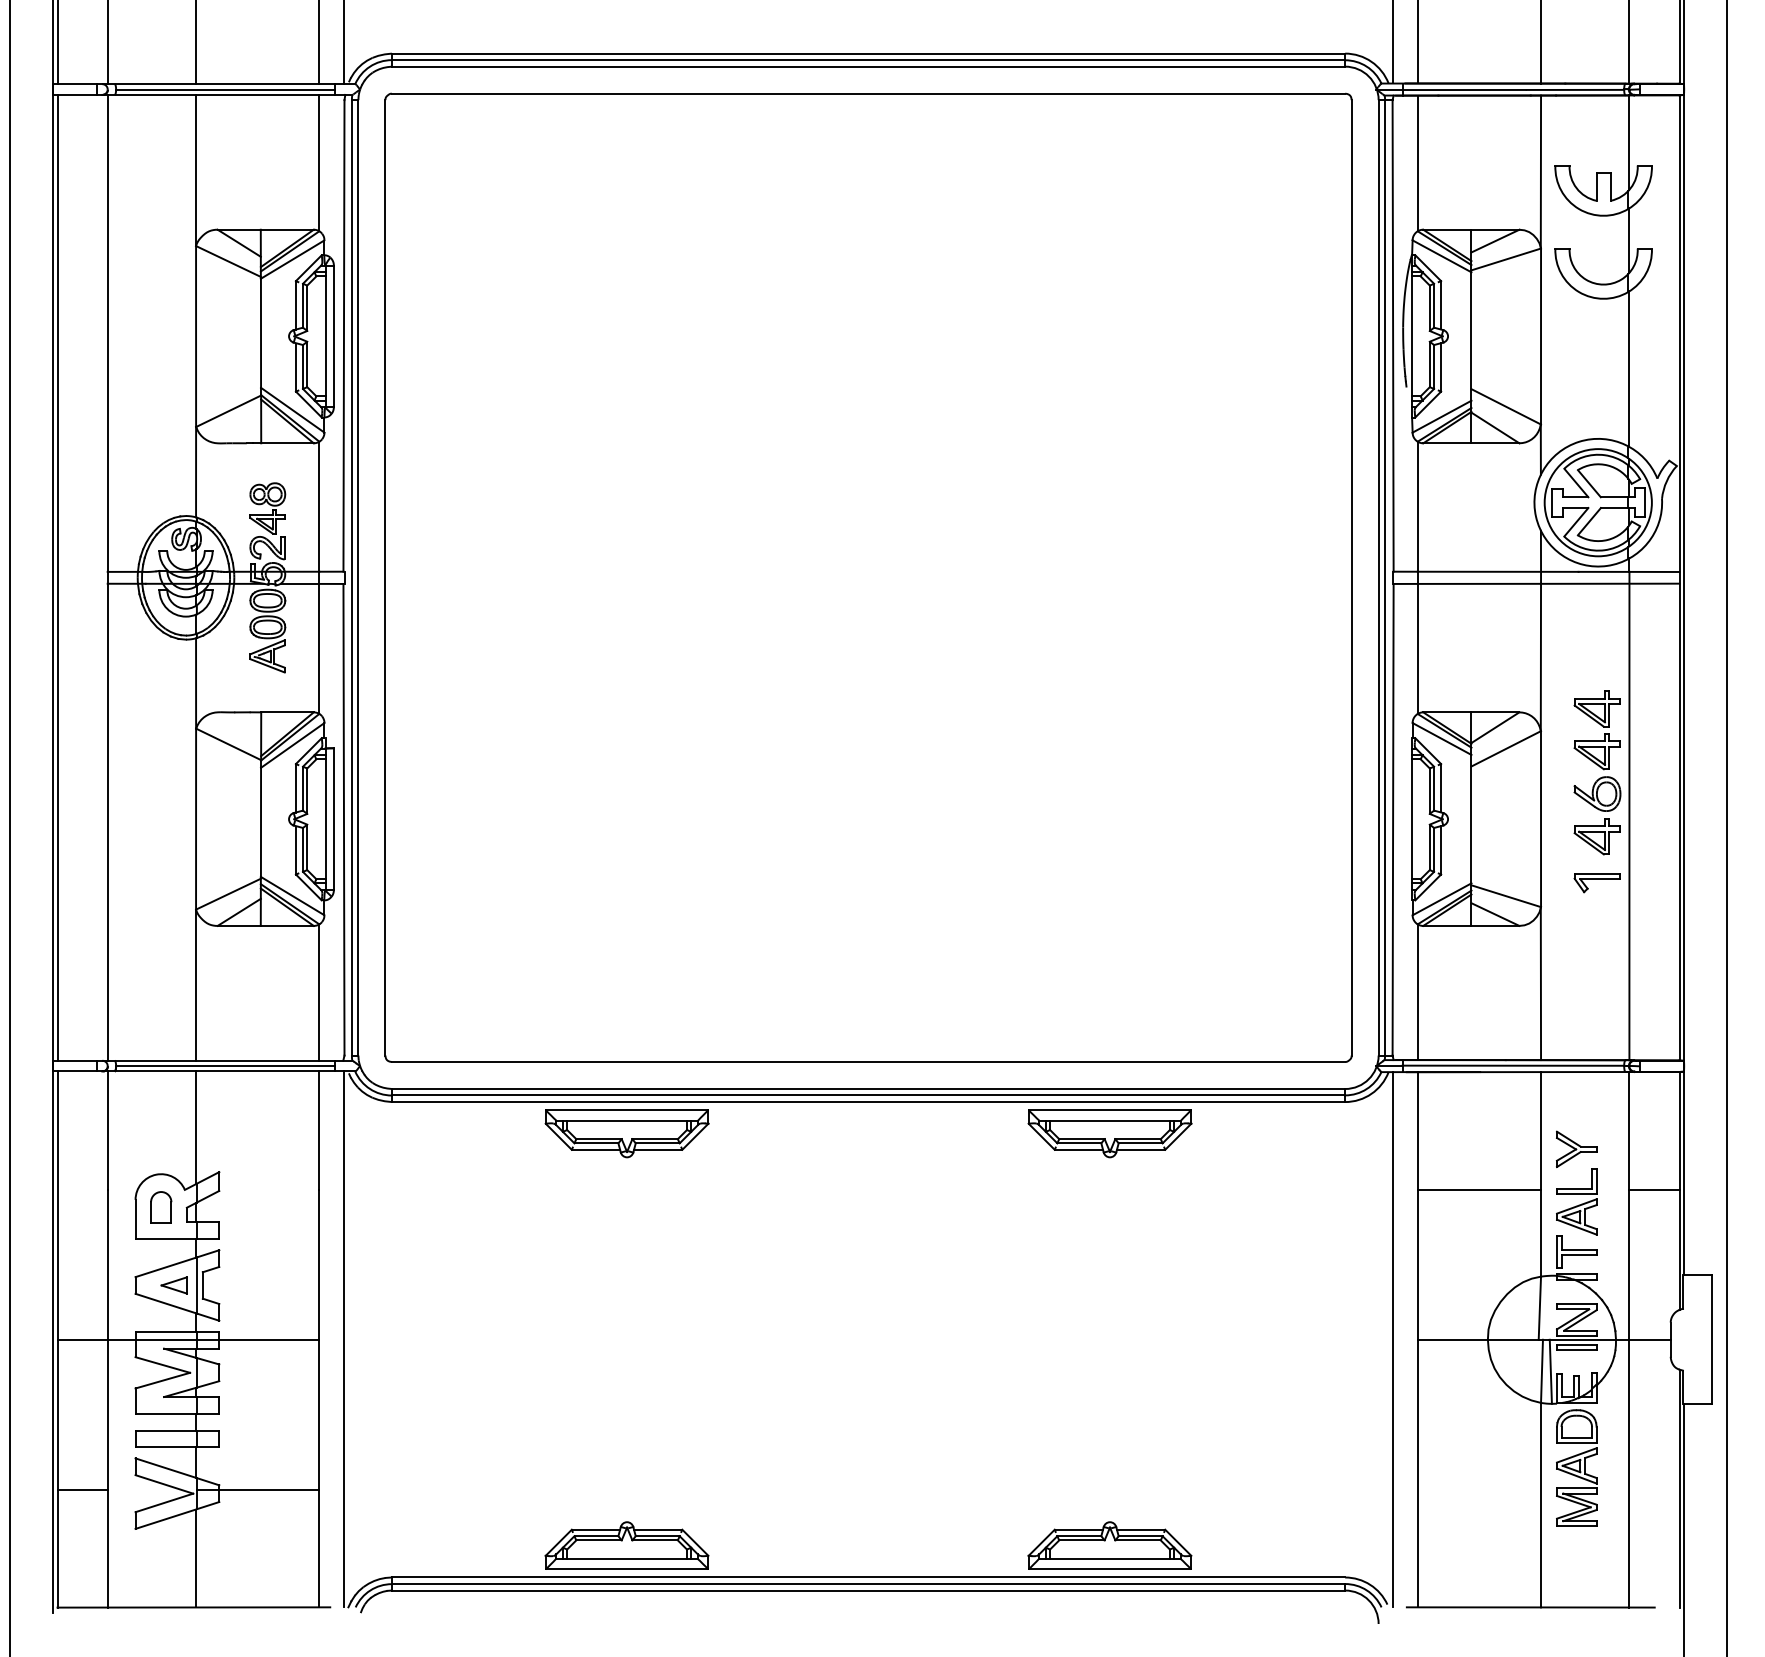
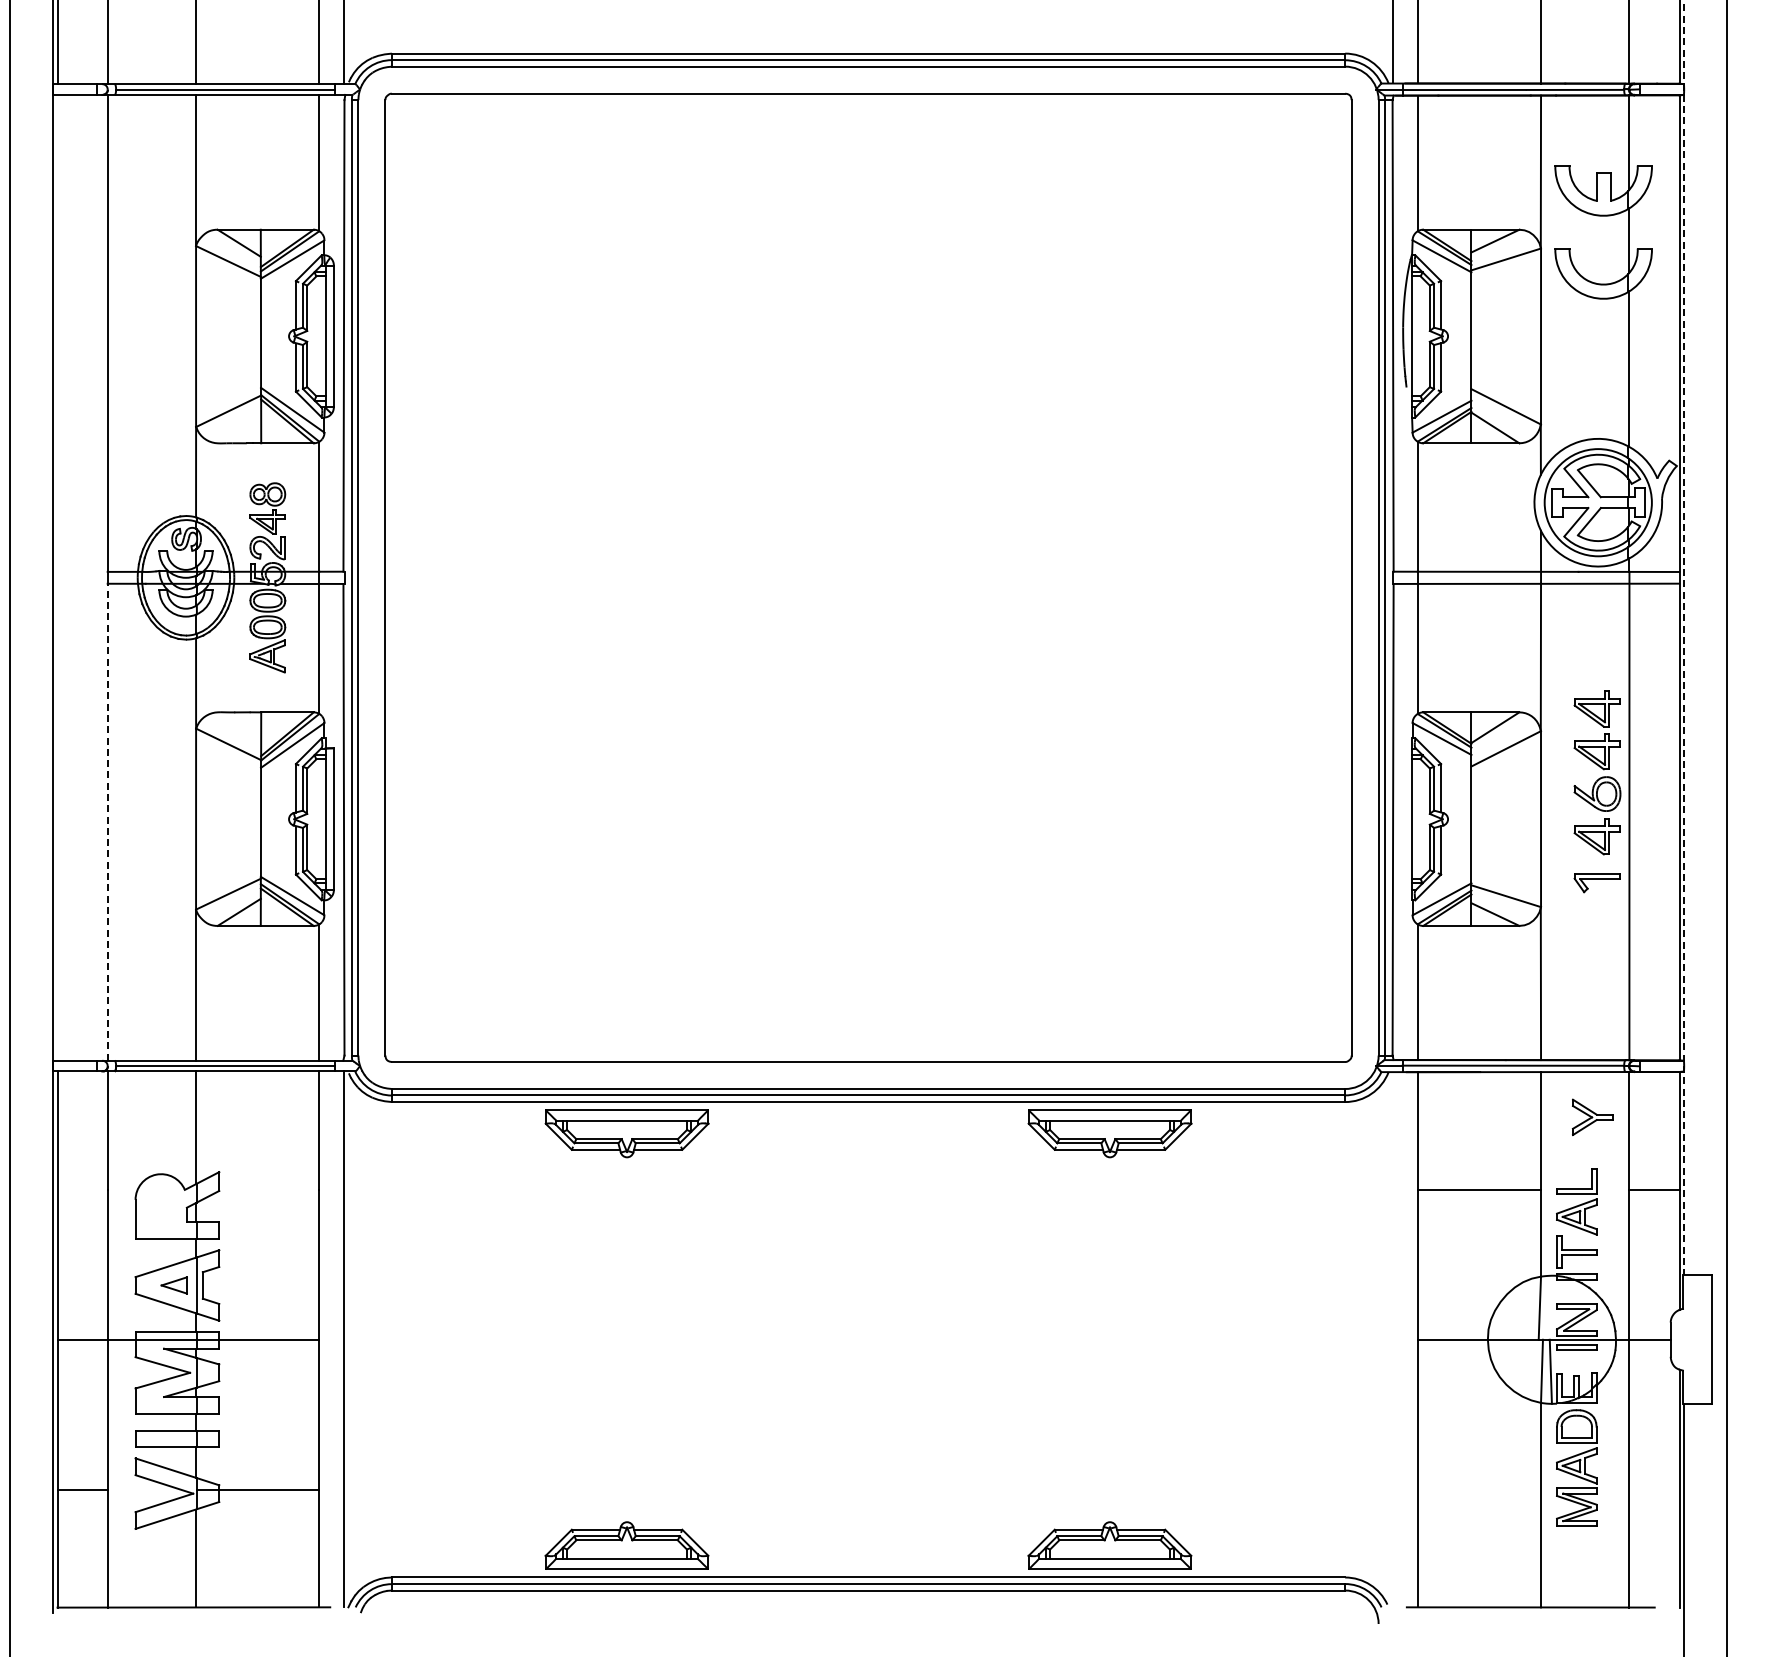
line: present -> none (57, 577)
line: solid -> dashed (1684, 637)
line: solid -> dashed (107, 821)
part position: (1576, 1149) -> (1592, 1117) (1592, 1117)
part: present -> none (161, 1207)
line: present -> none (1393, 1339)
